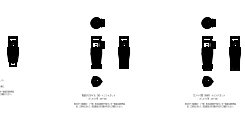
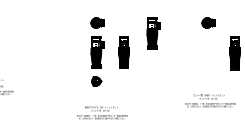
part: none -> present (153, 33)
part: present -> none (12, 51)
part: present -> none (208, 61)
text position: (99, 100) -> (102, 112) (102, 112)
